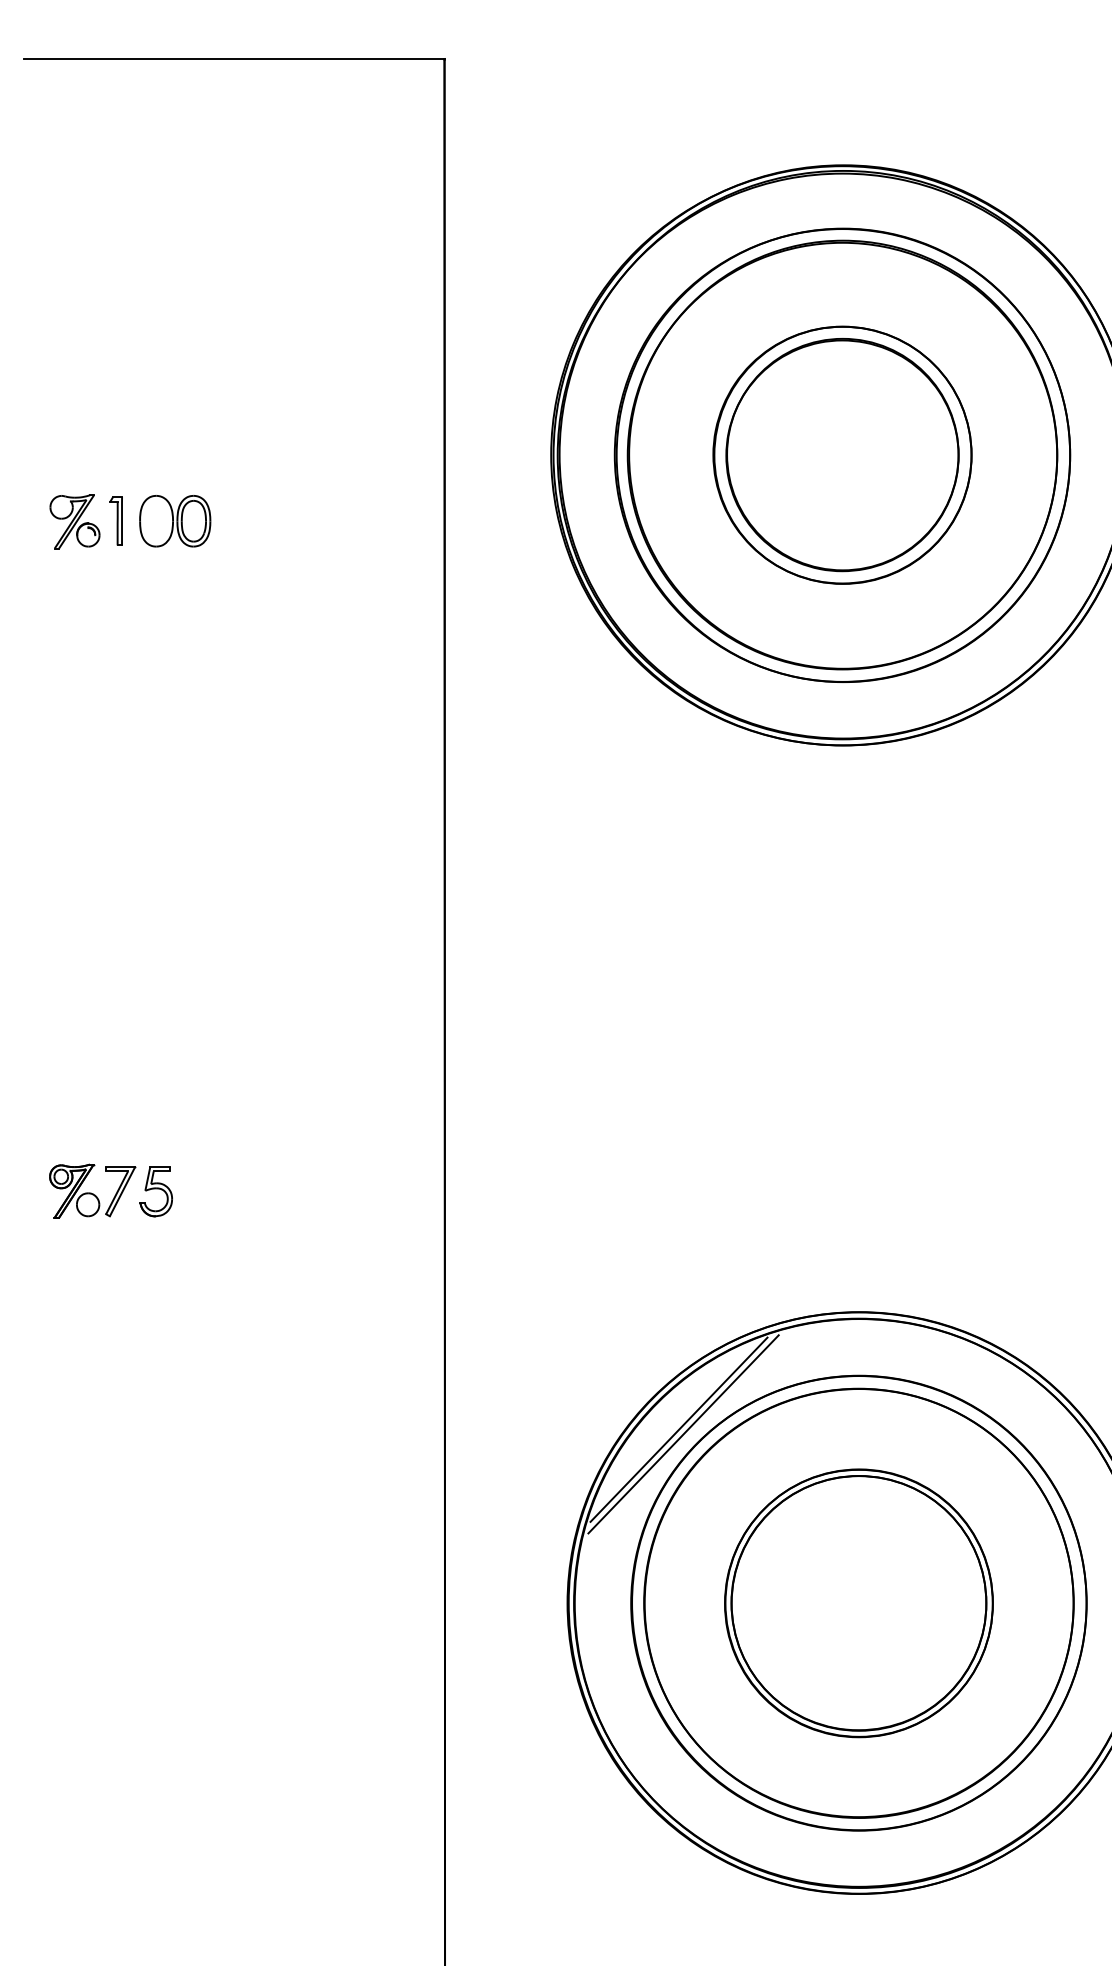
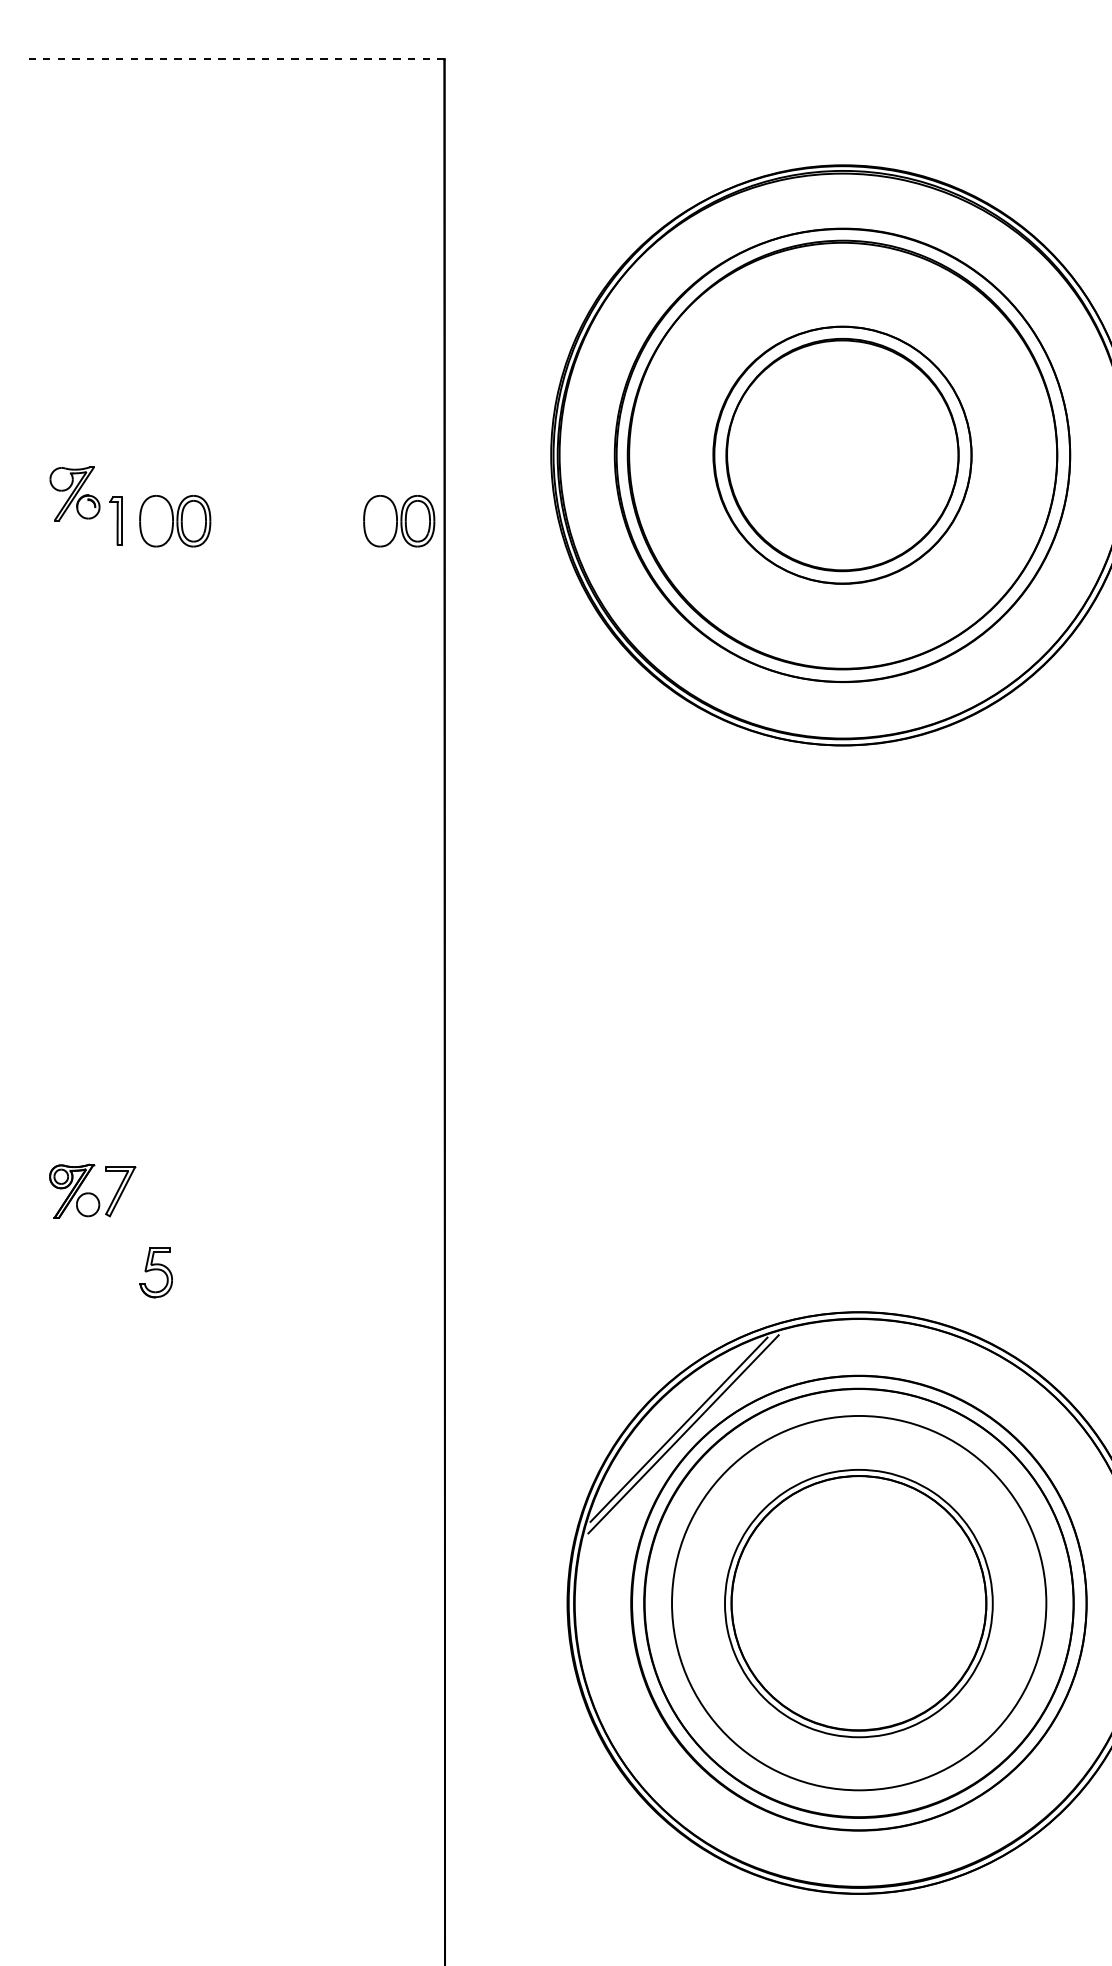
line: solid -> dashed (233, 58)
part position: (74, 521) -> (74, 493) (74, 493)
part: none -> present (399, 521)
part position: (155, 1191) -> (155, 1272) (155, 1272)
circle diameter: 267 px -> 374 px (859, 1602)
